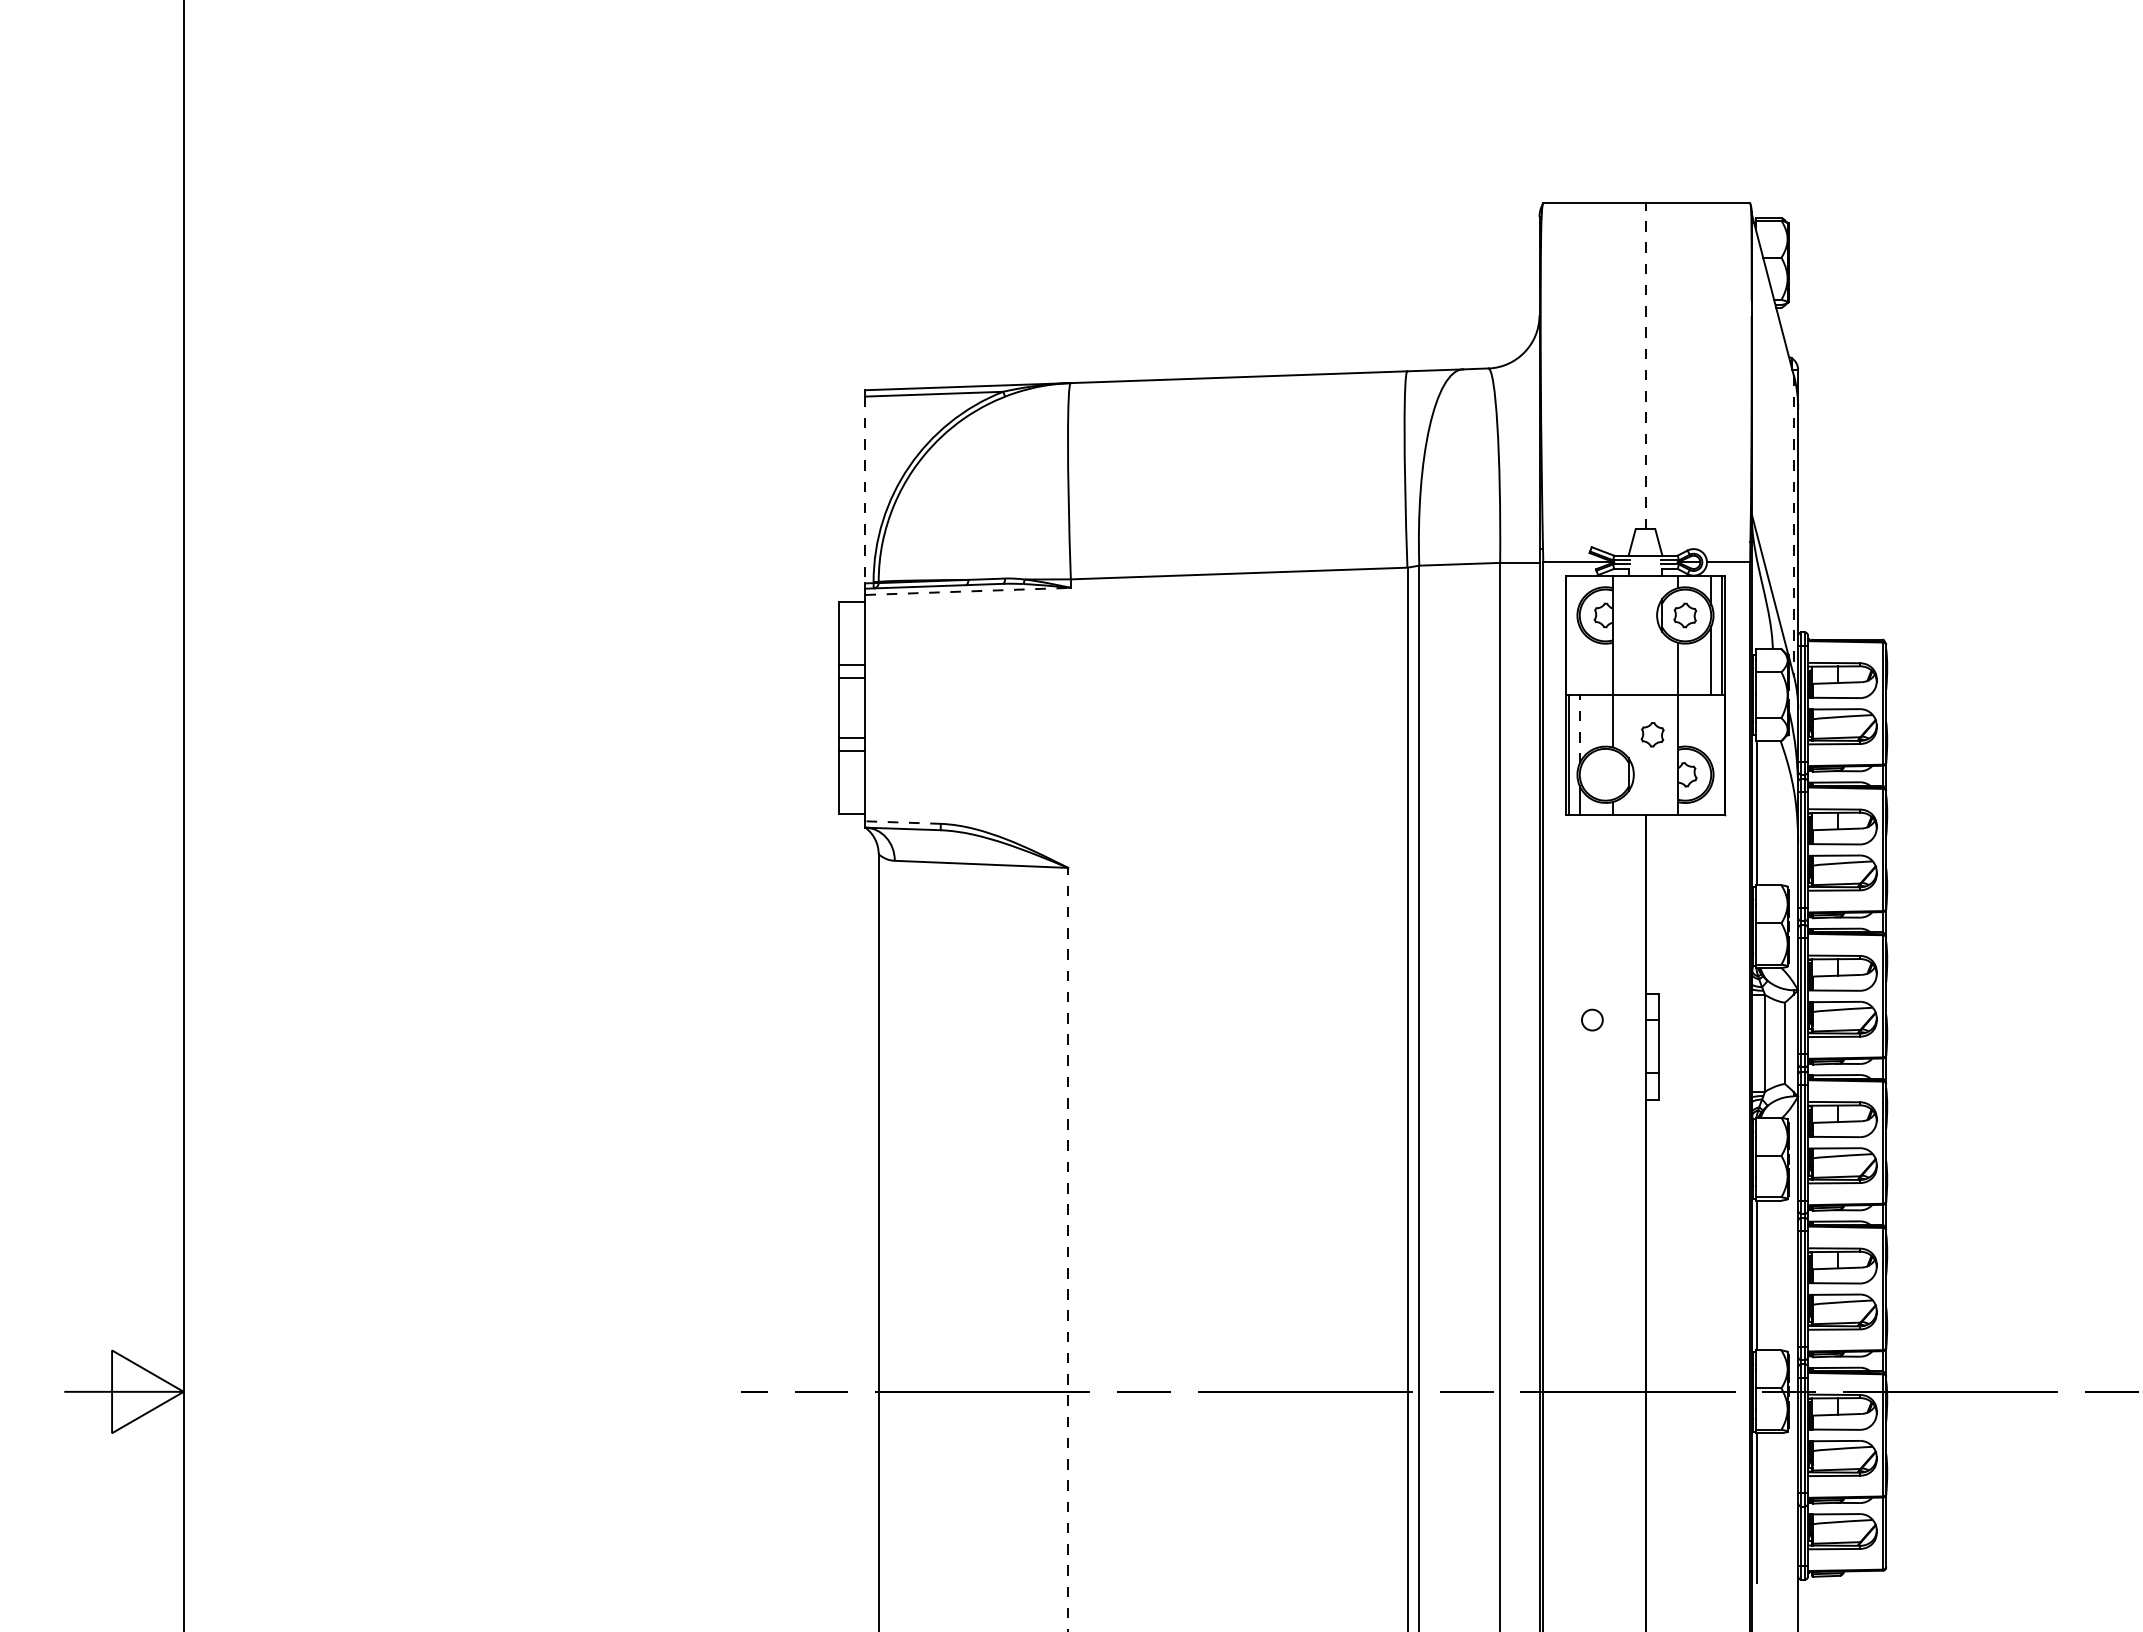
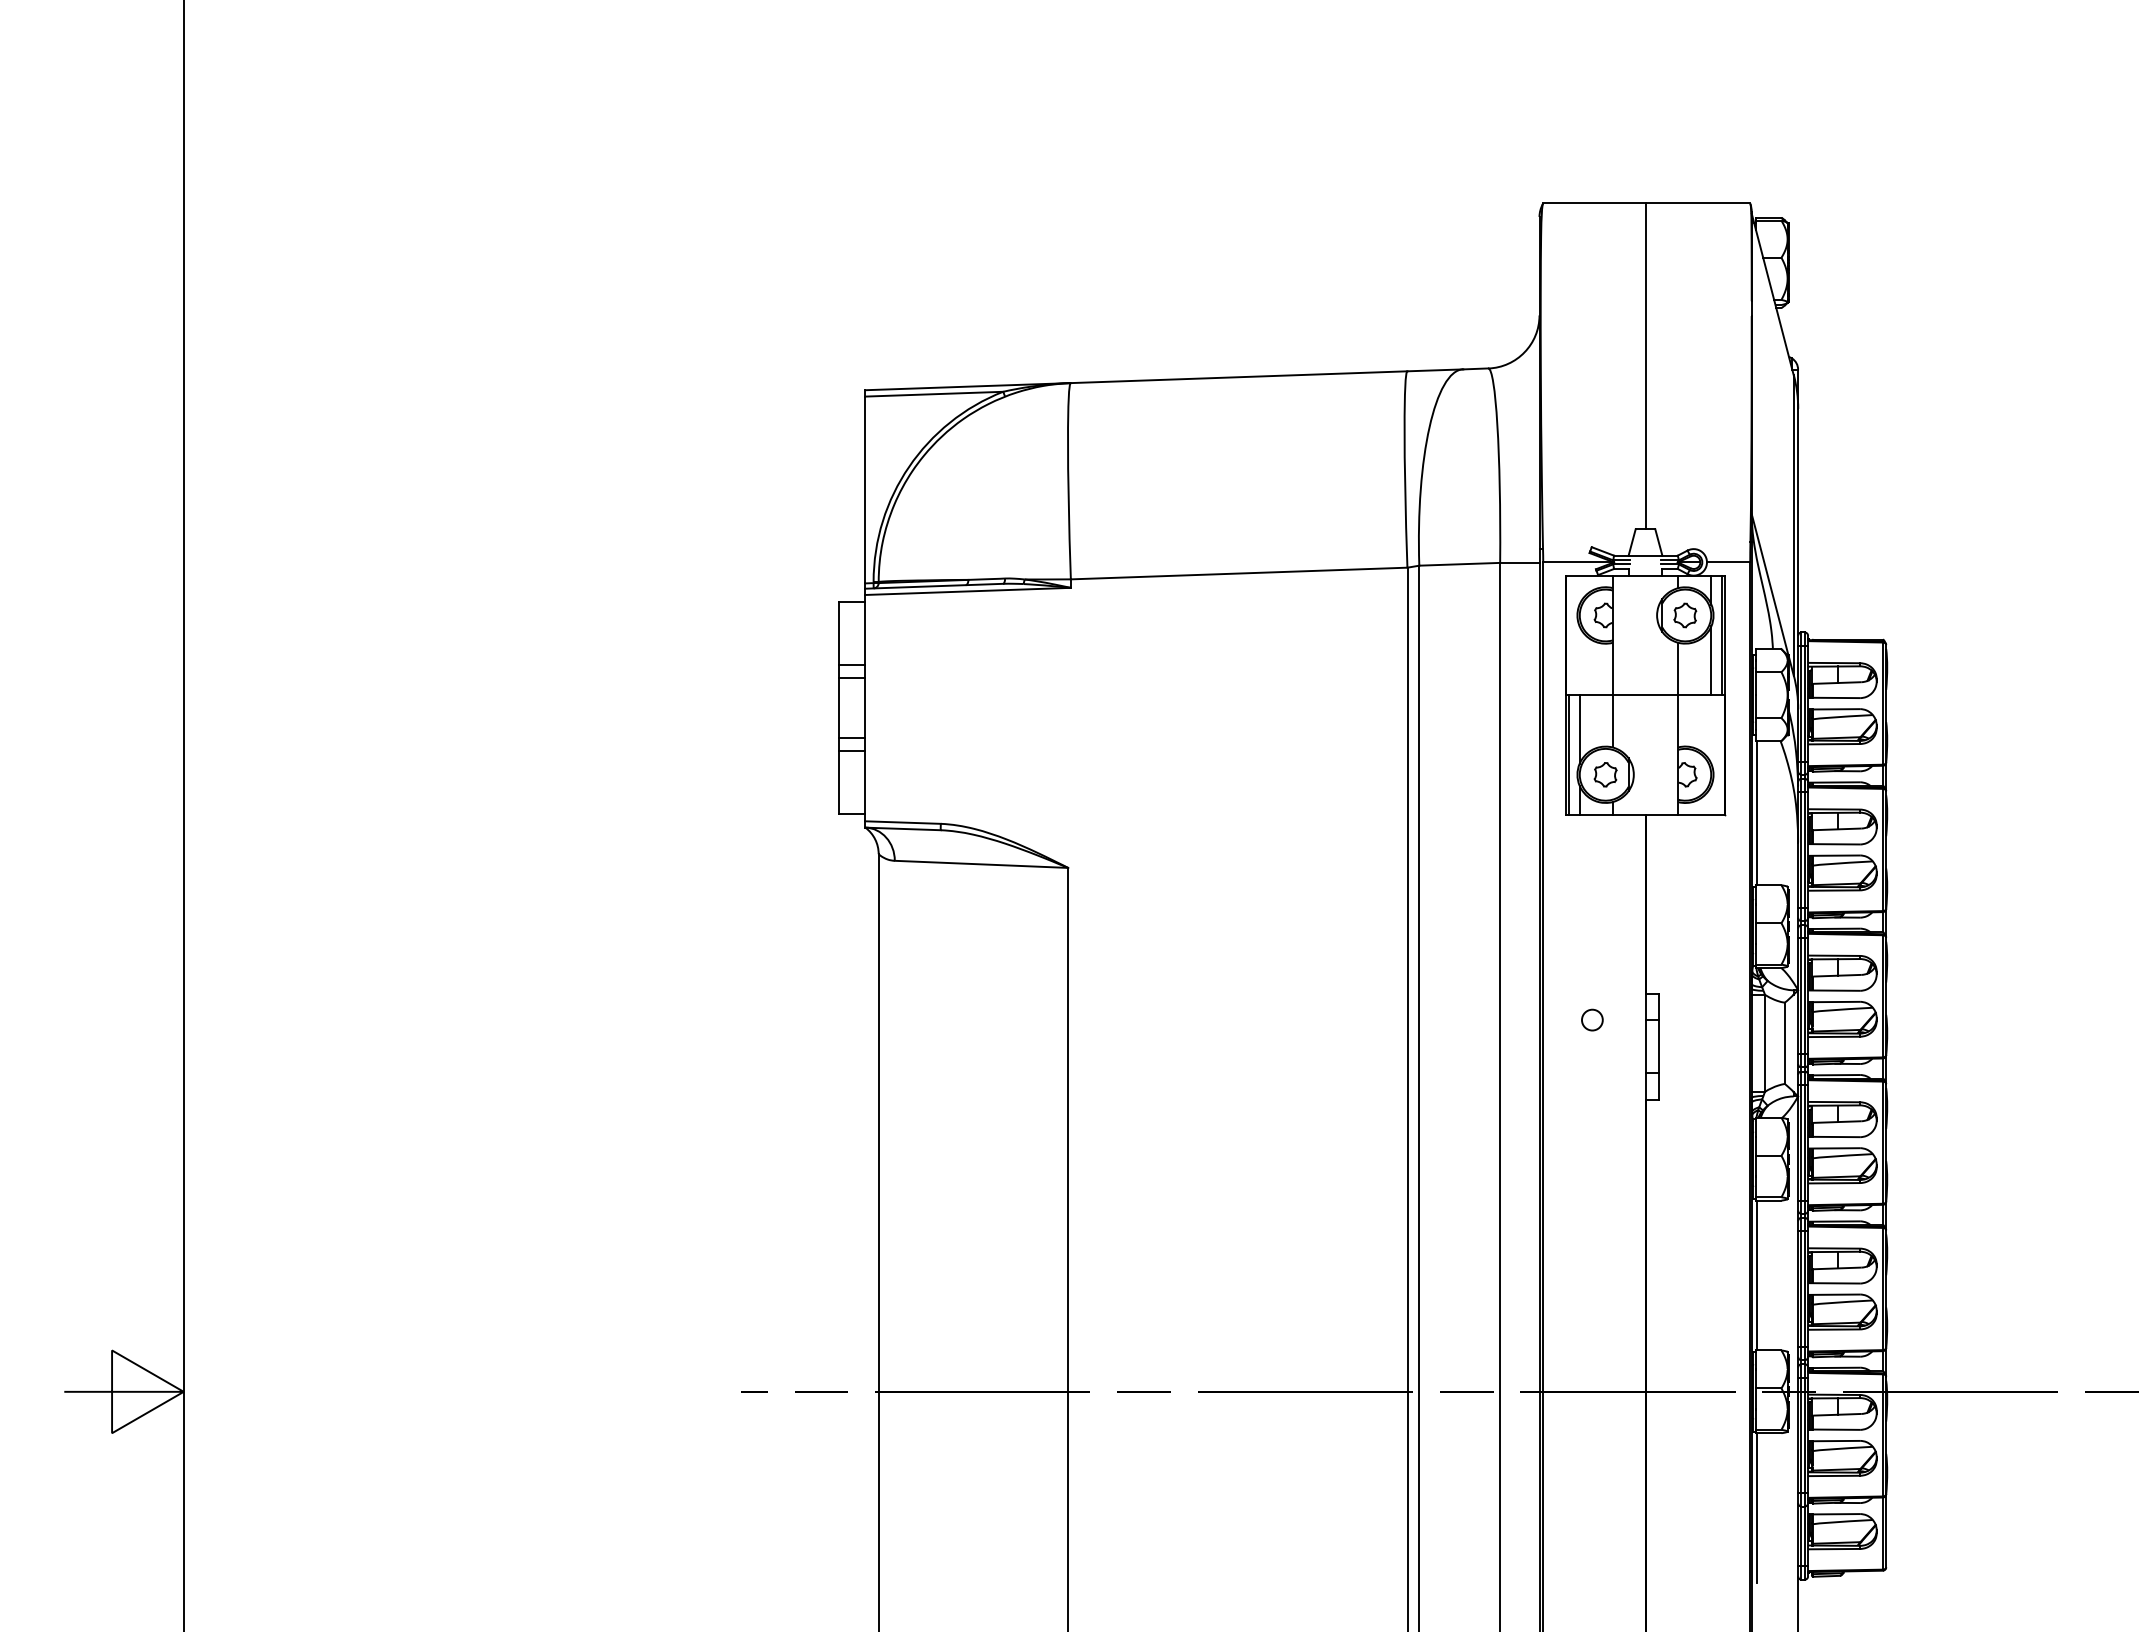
line: dashed -> solid (1645, 366)
line: dashed -> solid (865, 490)
line: dashed -> solid (1793, 526)
line: dashed -> solid (968, 591)
line: dashed -> solid (1579, 728)
part position: (1652, 734) -> (1605, 774) (1605, 774)
line: dashed -> solid (903, 822)
line: dashed -> solid (1068, 1249)
